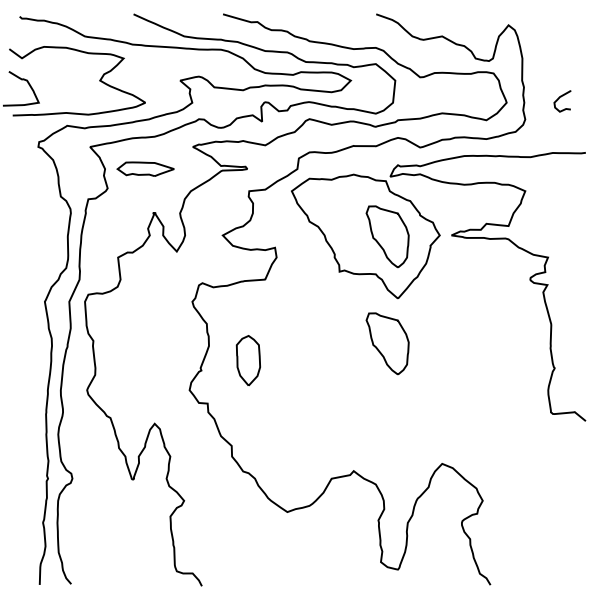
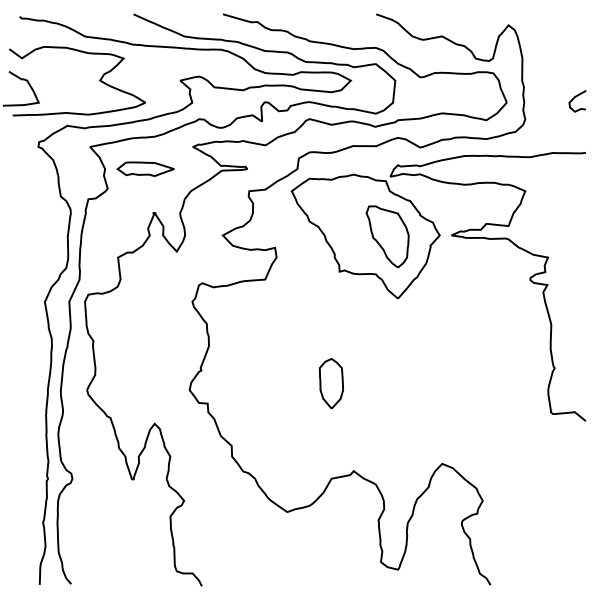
curve position: (561, 97) -> (576, 97) (576, 97)
part: present -> none (387, 343)
part position: (247, 360) -> (330, 383) (330, 383)
